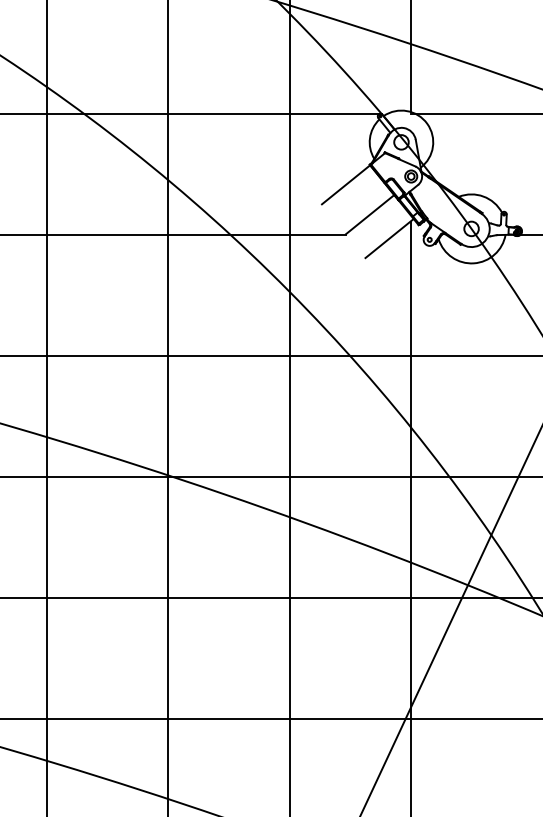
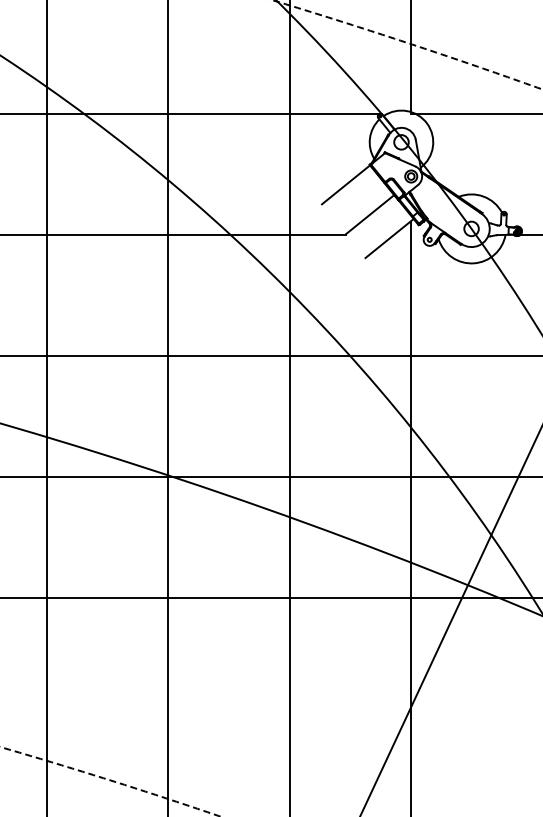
arc: solid -> dashed (407, 42)
line: present -> none (270, 719)
arc: solid -> dashed (110, 780)
